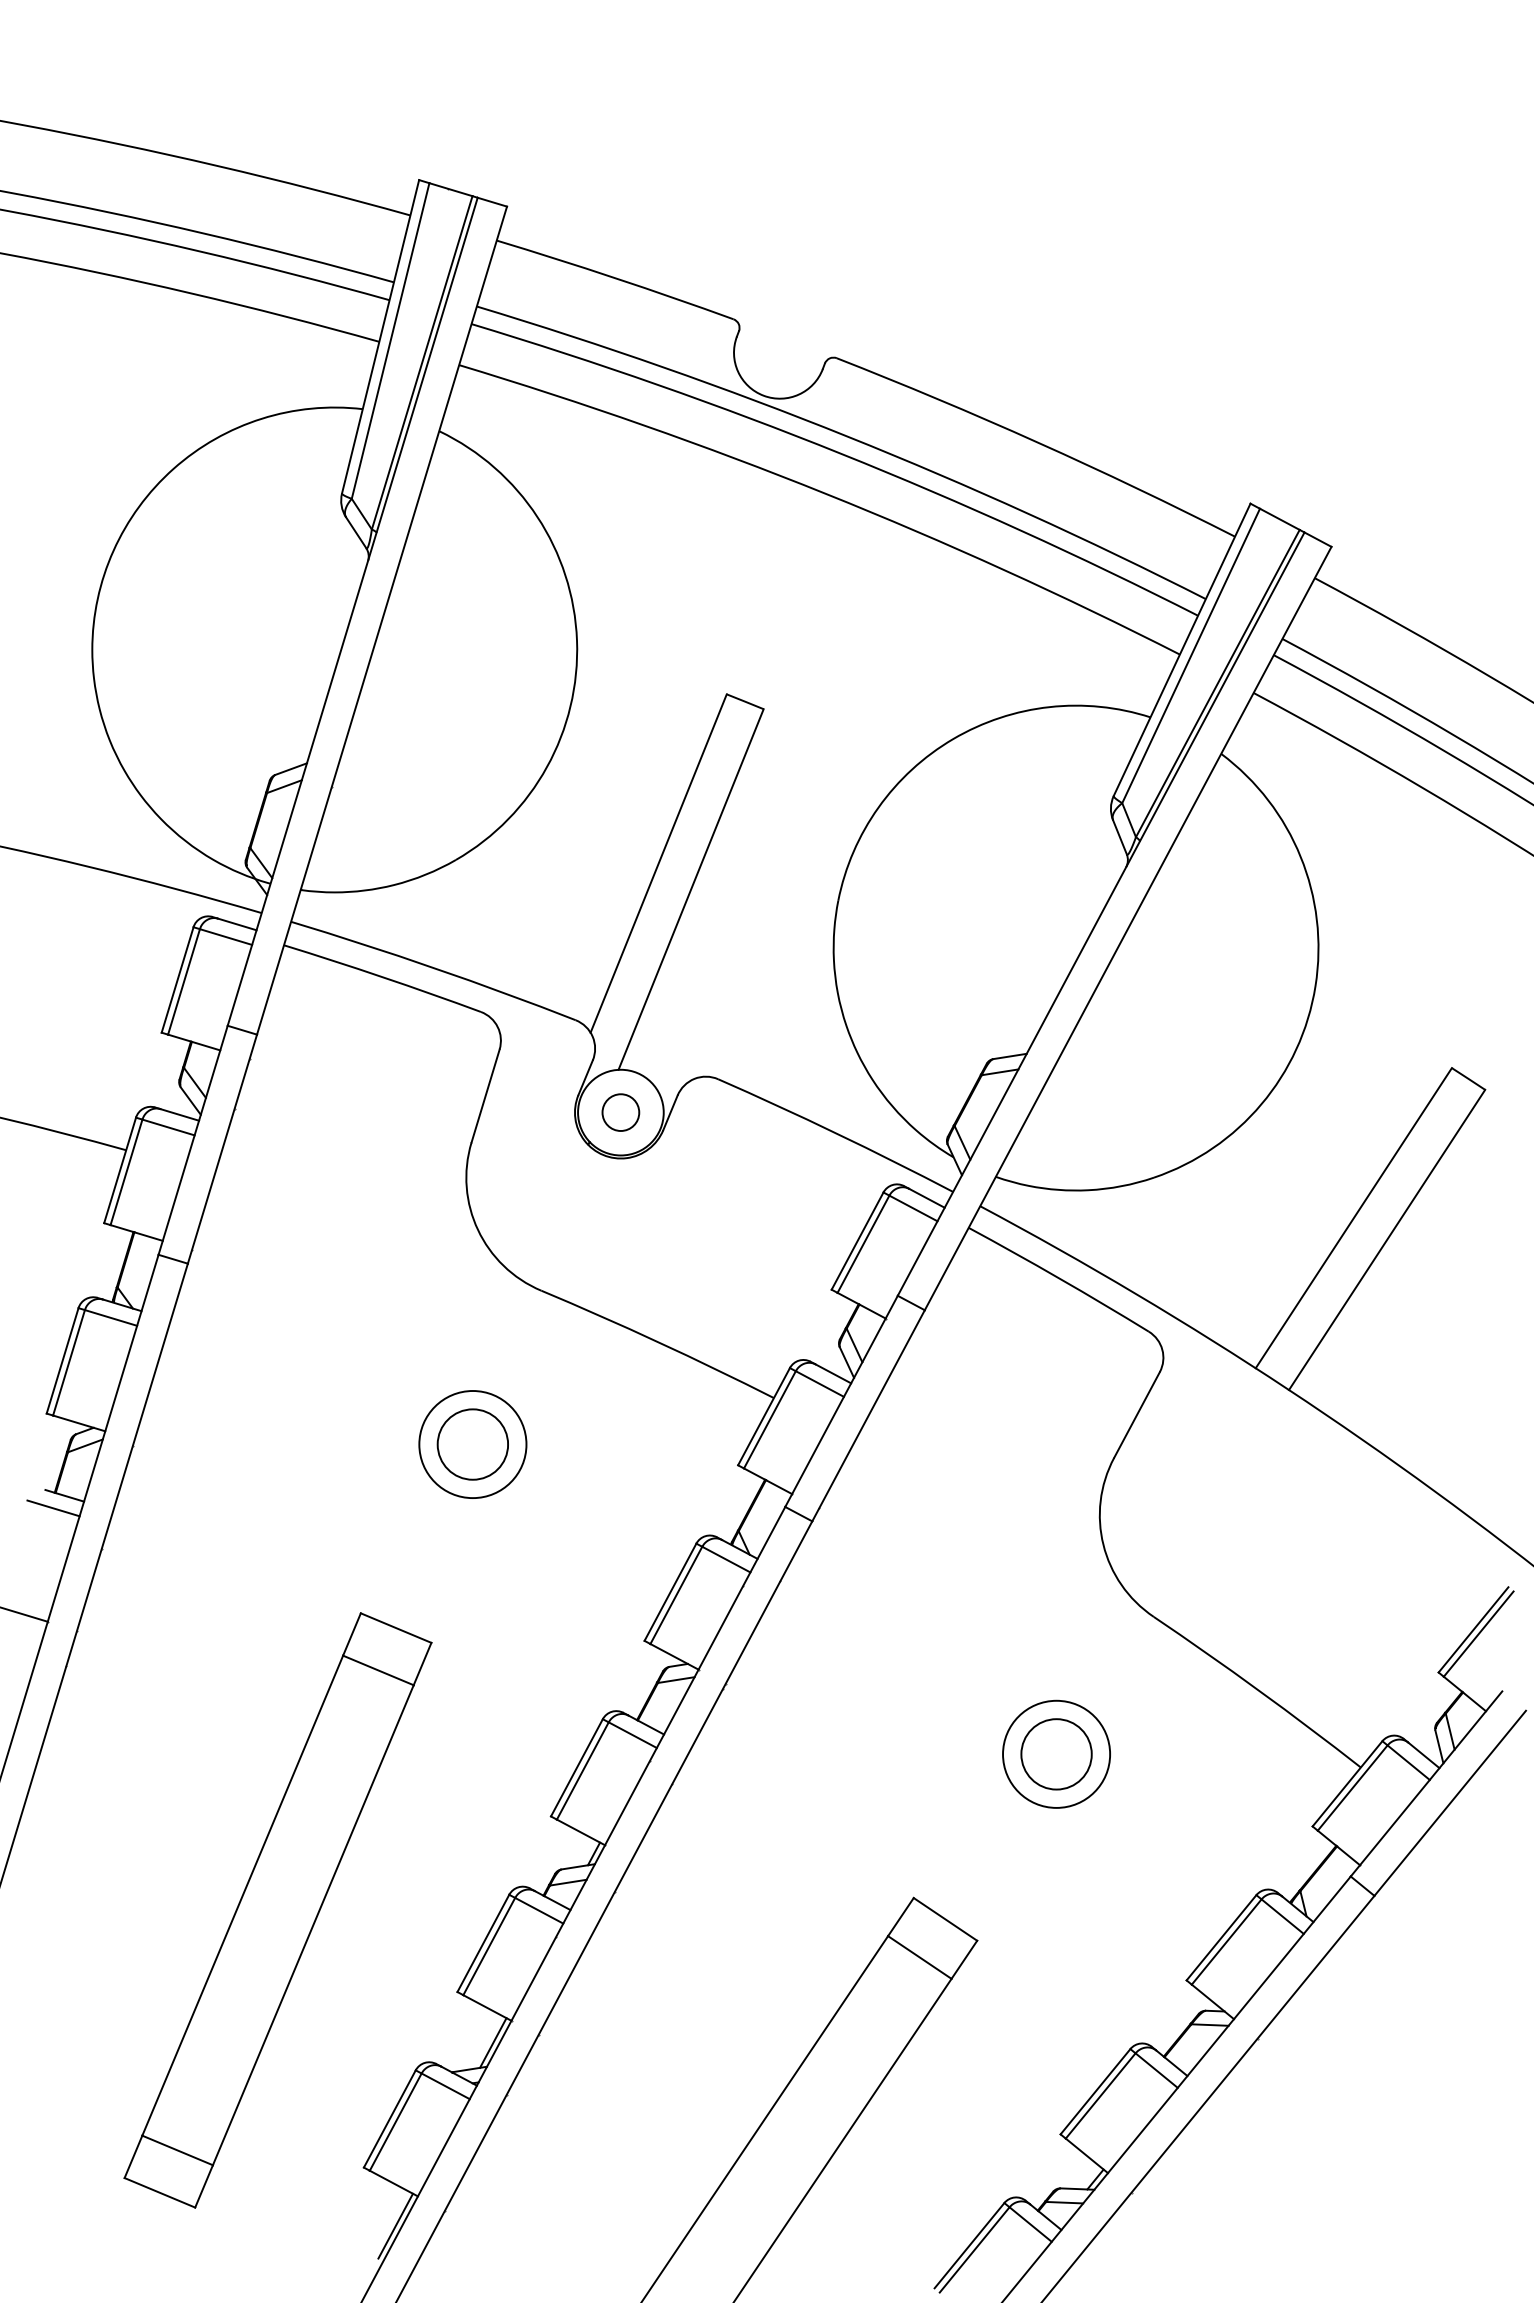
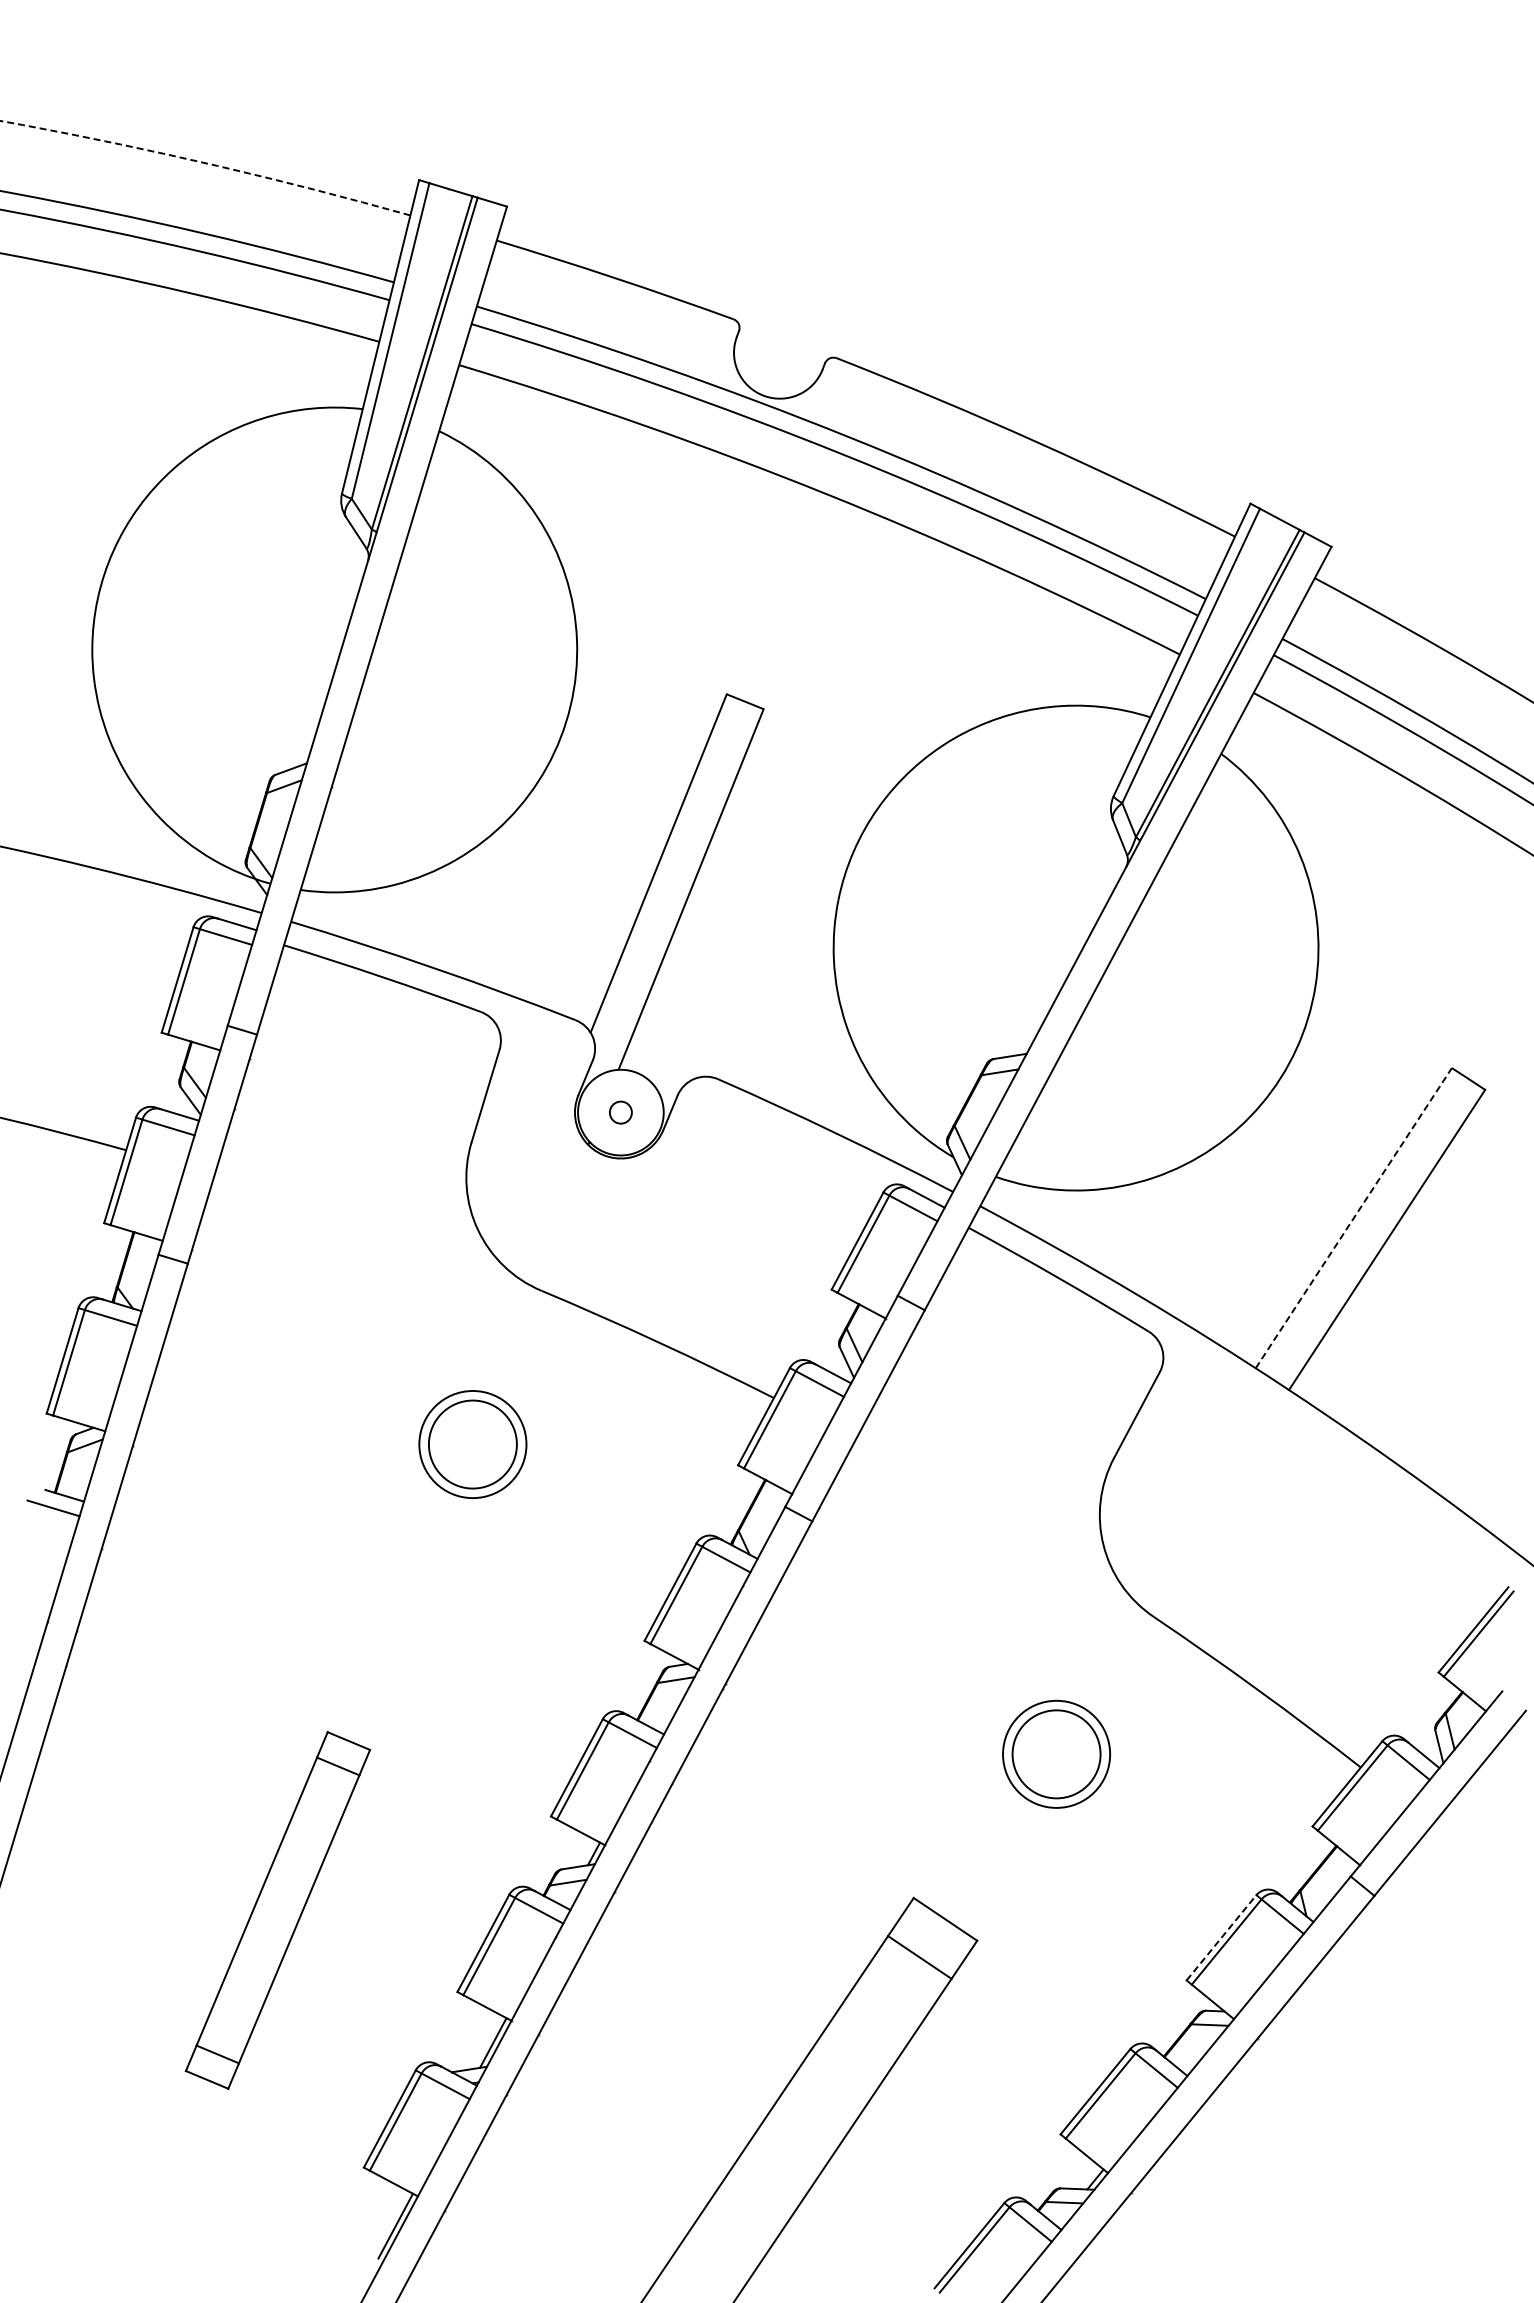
arc: solid -> dashed (205, 163)
circle diameter: 37 px -> 22 px (620, 1112)
line: solid -> dashed (1354, 1217)
circle diameter: 70 px -> 88 px (472, 1444)
line: present -> none (24, 1614)
circle diameter: 70 px -> 88 px (1056, 1754)
part size: 310x597 px -> 188x359 px (277, 1910)
line: solid -> dashed (1221, 1937)
